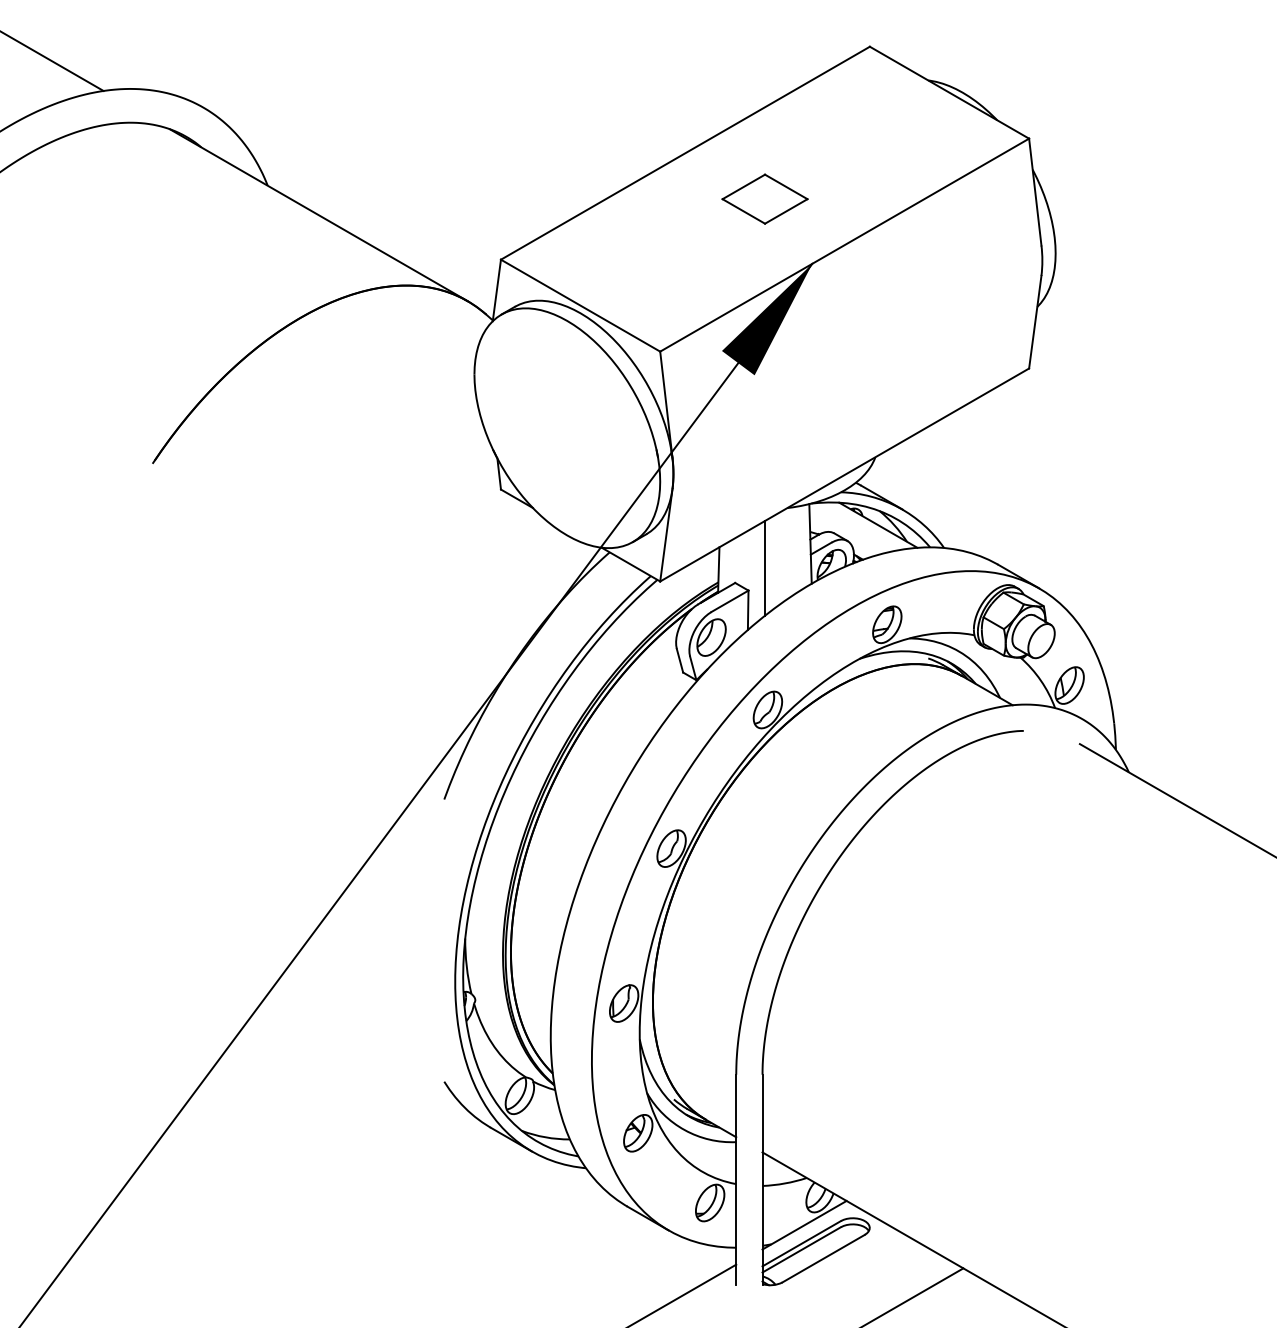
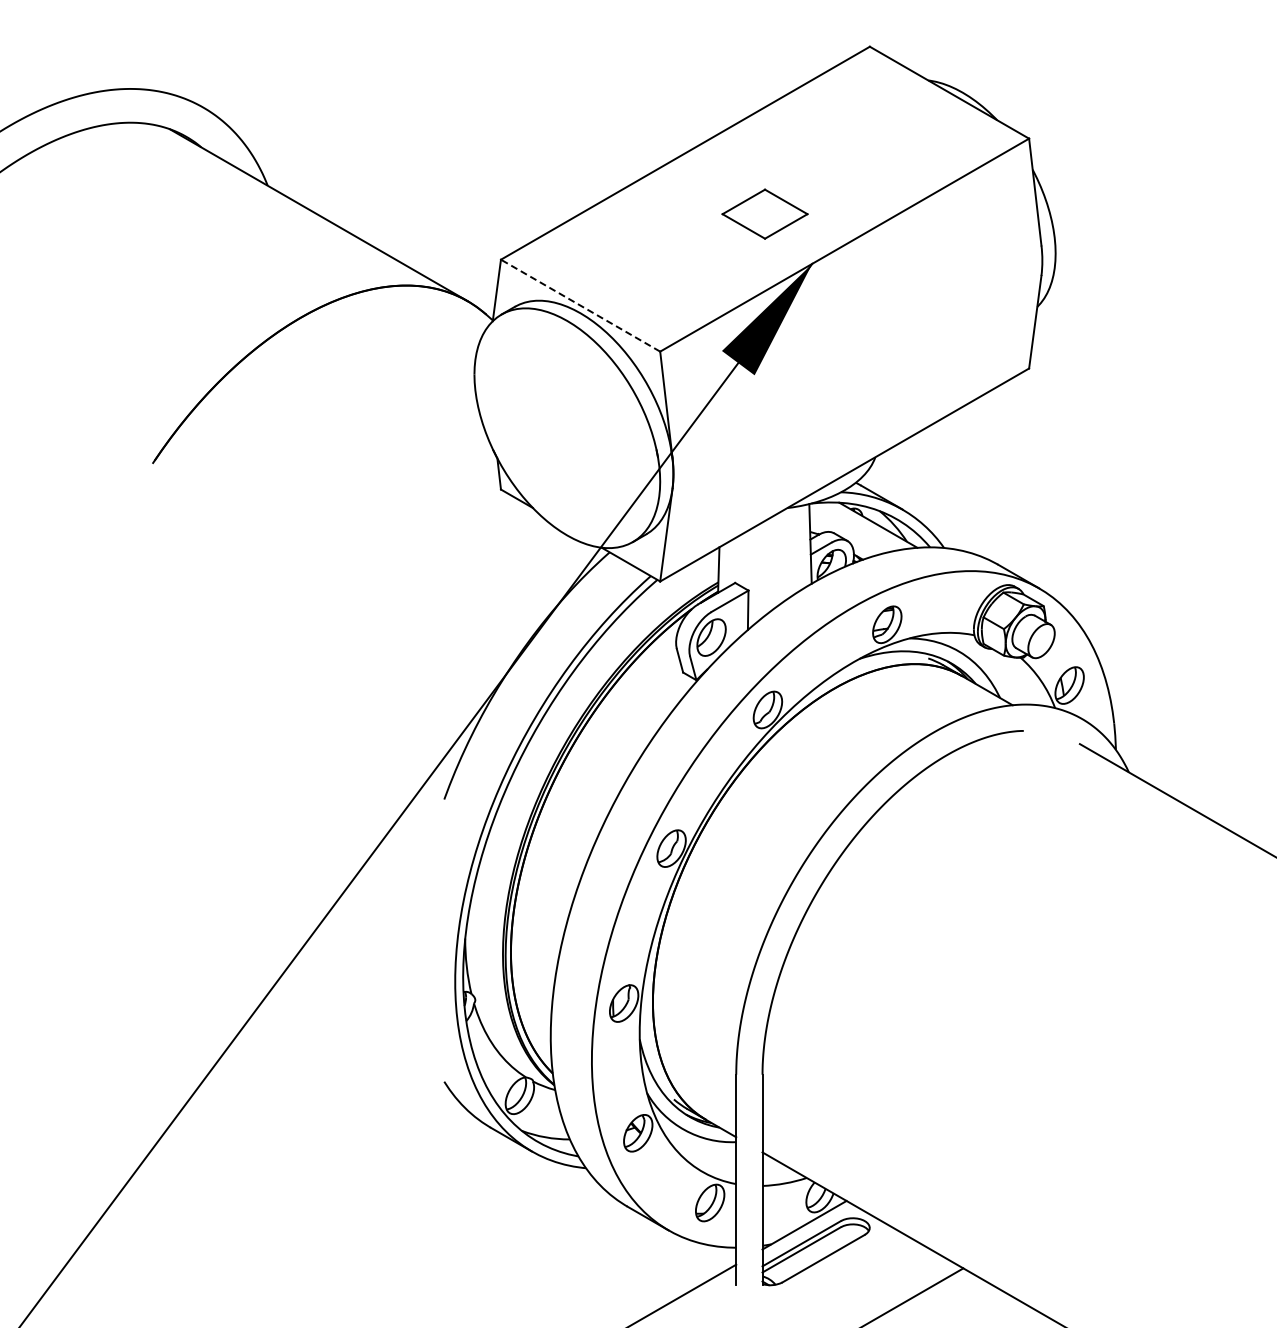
line: present -> none (52, 61)
part position: (764, 198) -> (764, 213) (764, 213)
line: solid -> dashed (580, 305)
line: present -> none (765, 567)
